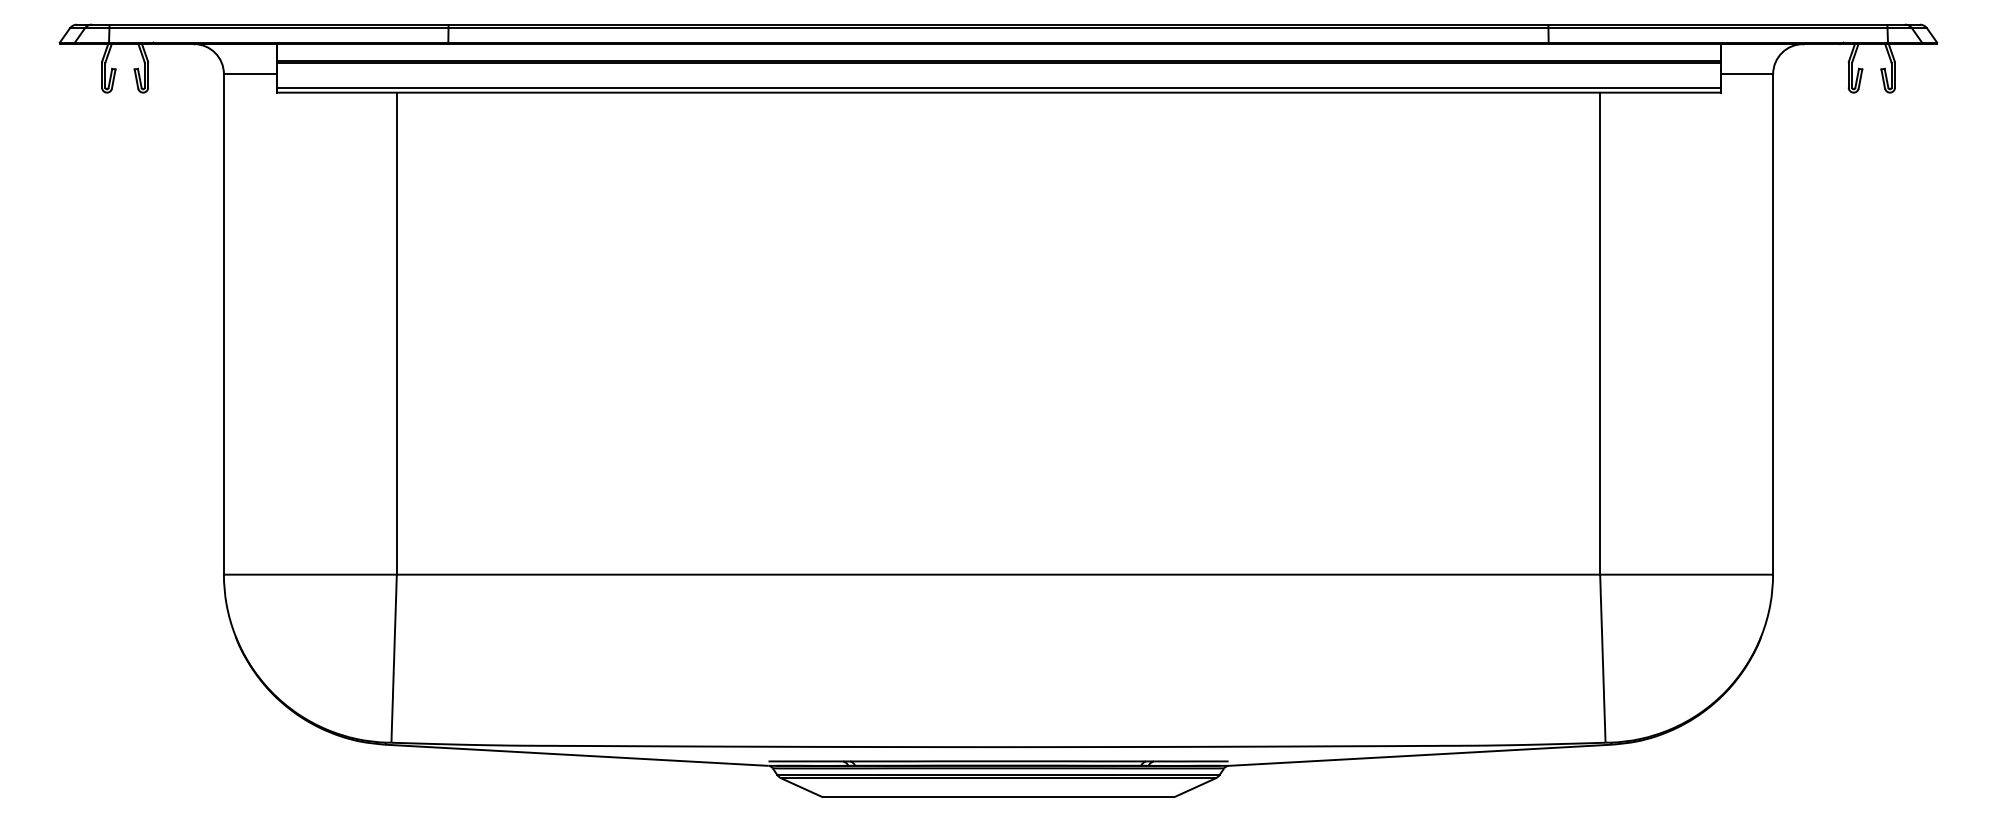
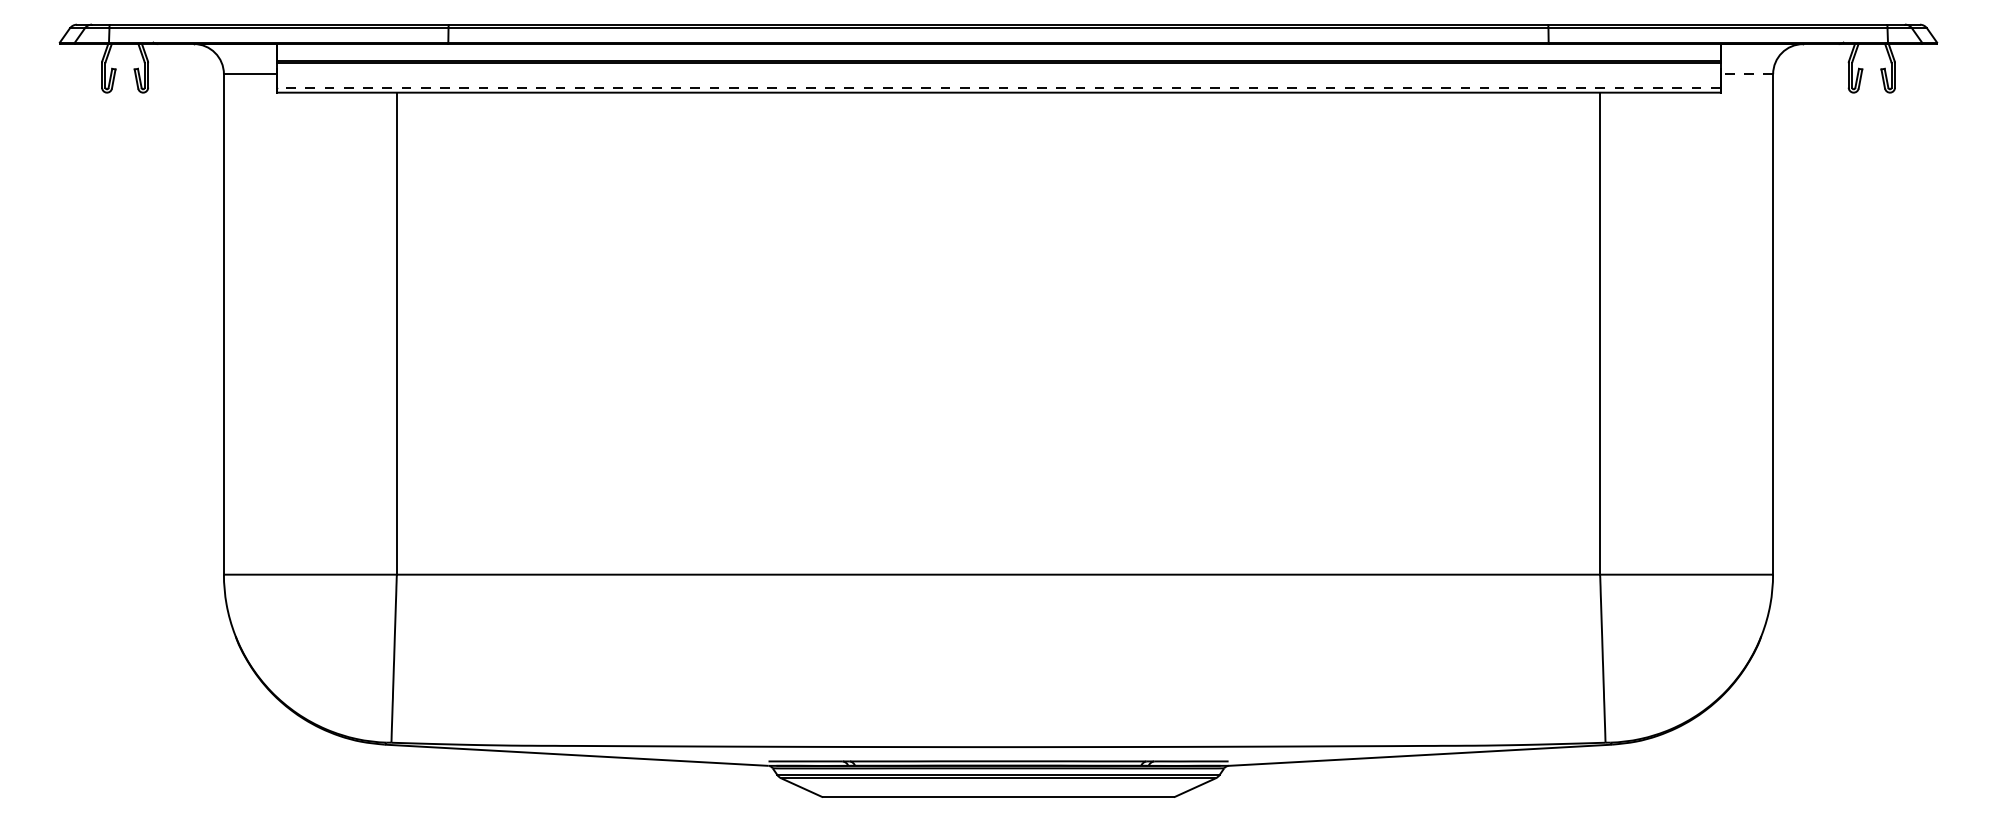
line: solid -> dashed (1746, 74)
line: solid -> dashed (998, 87)
